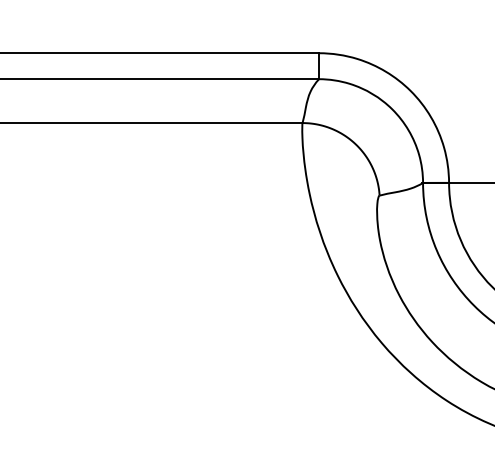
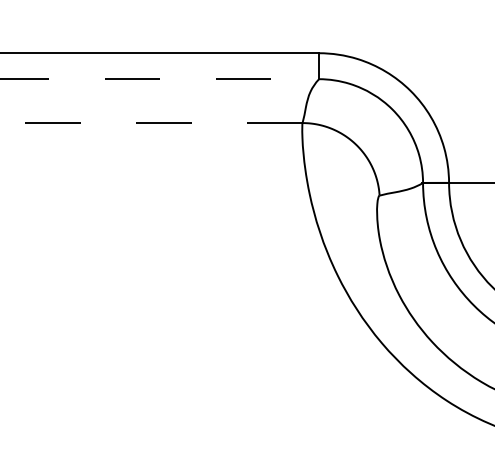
line: solid -> dashed (160, 79)
line: solid -> dashed (151, 123)
